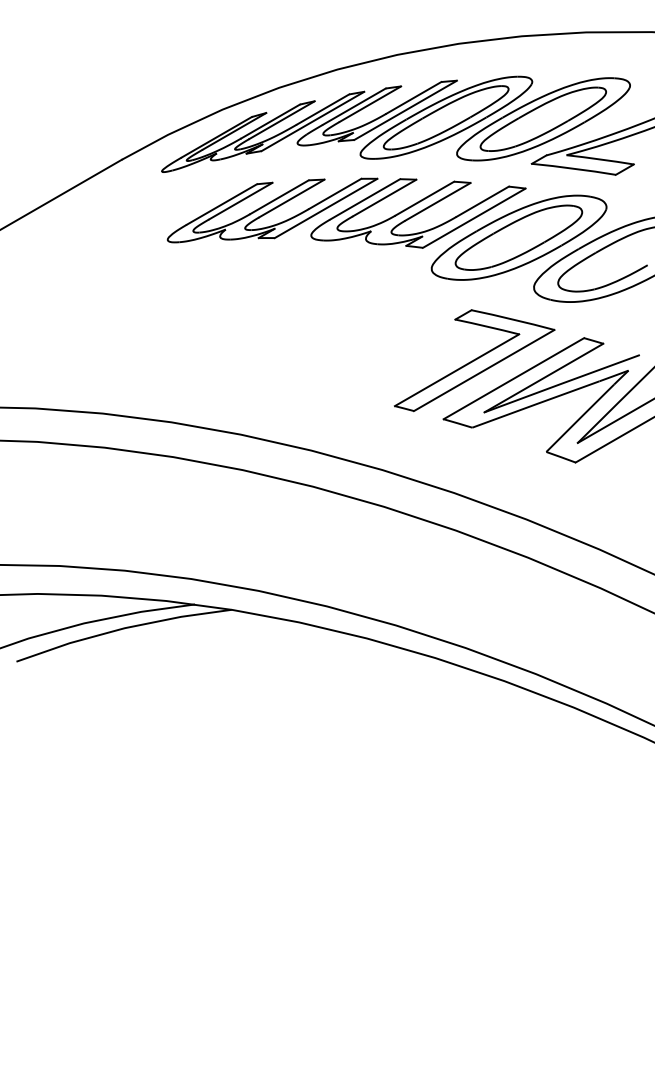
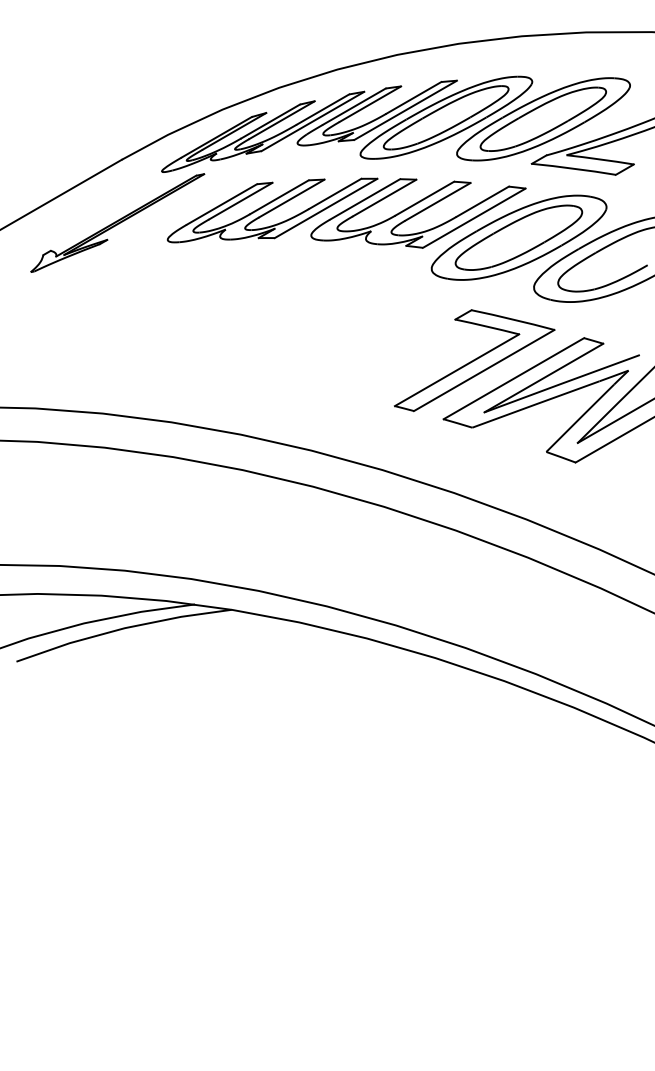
part: none -> present (117, 222)
